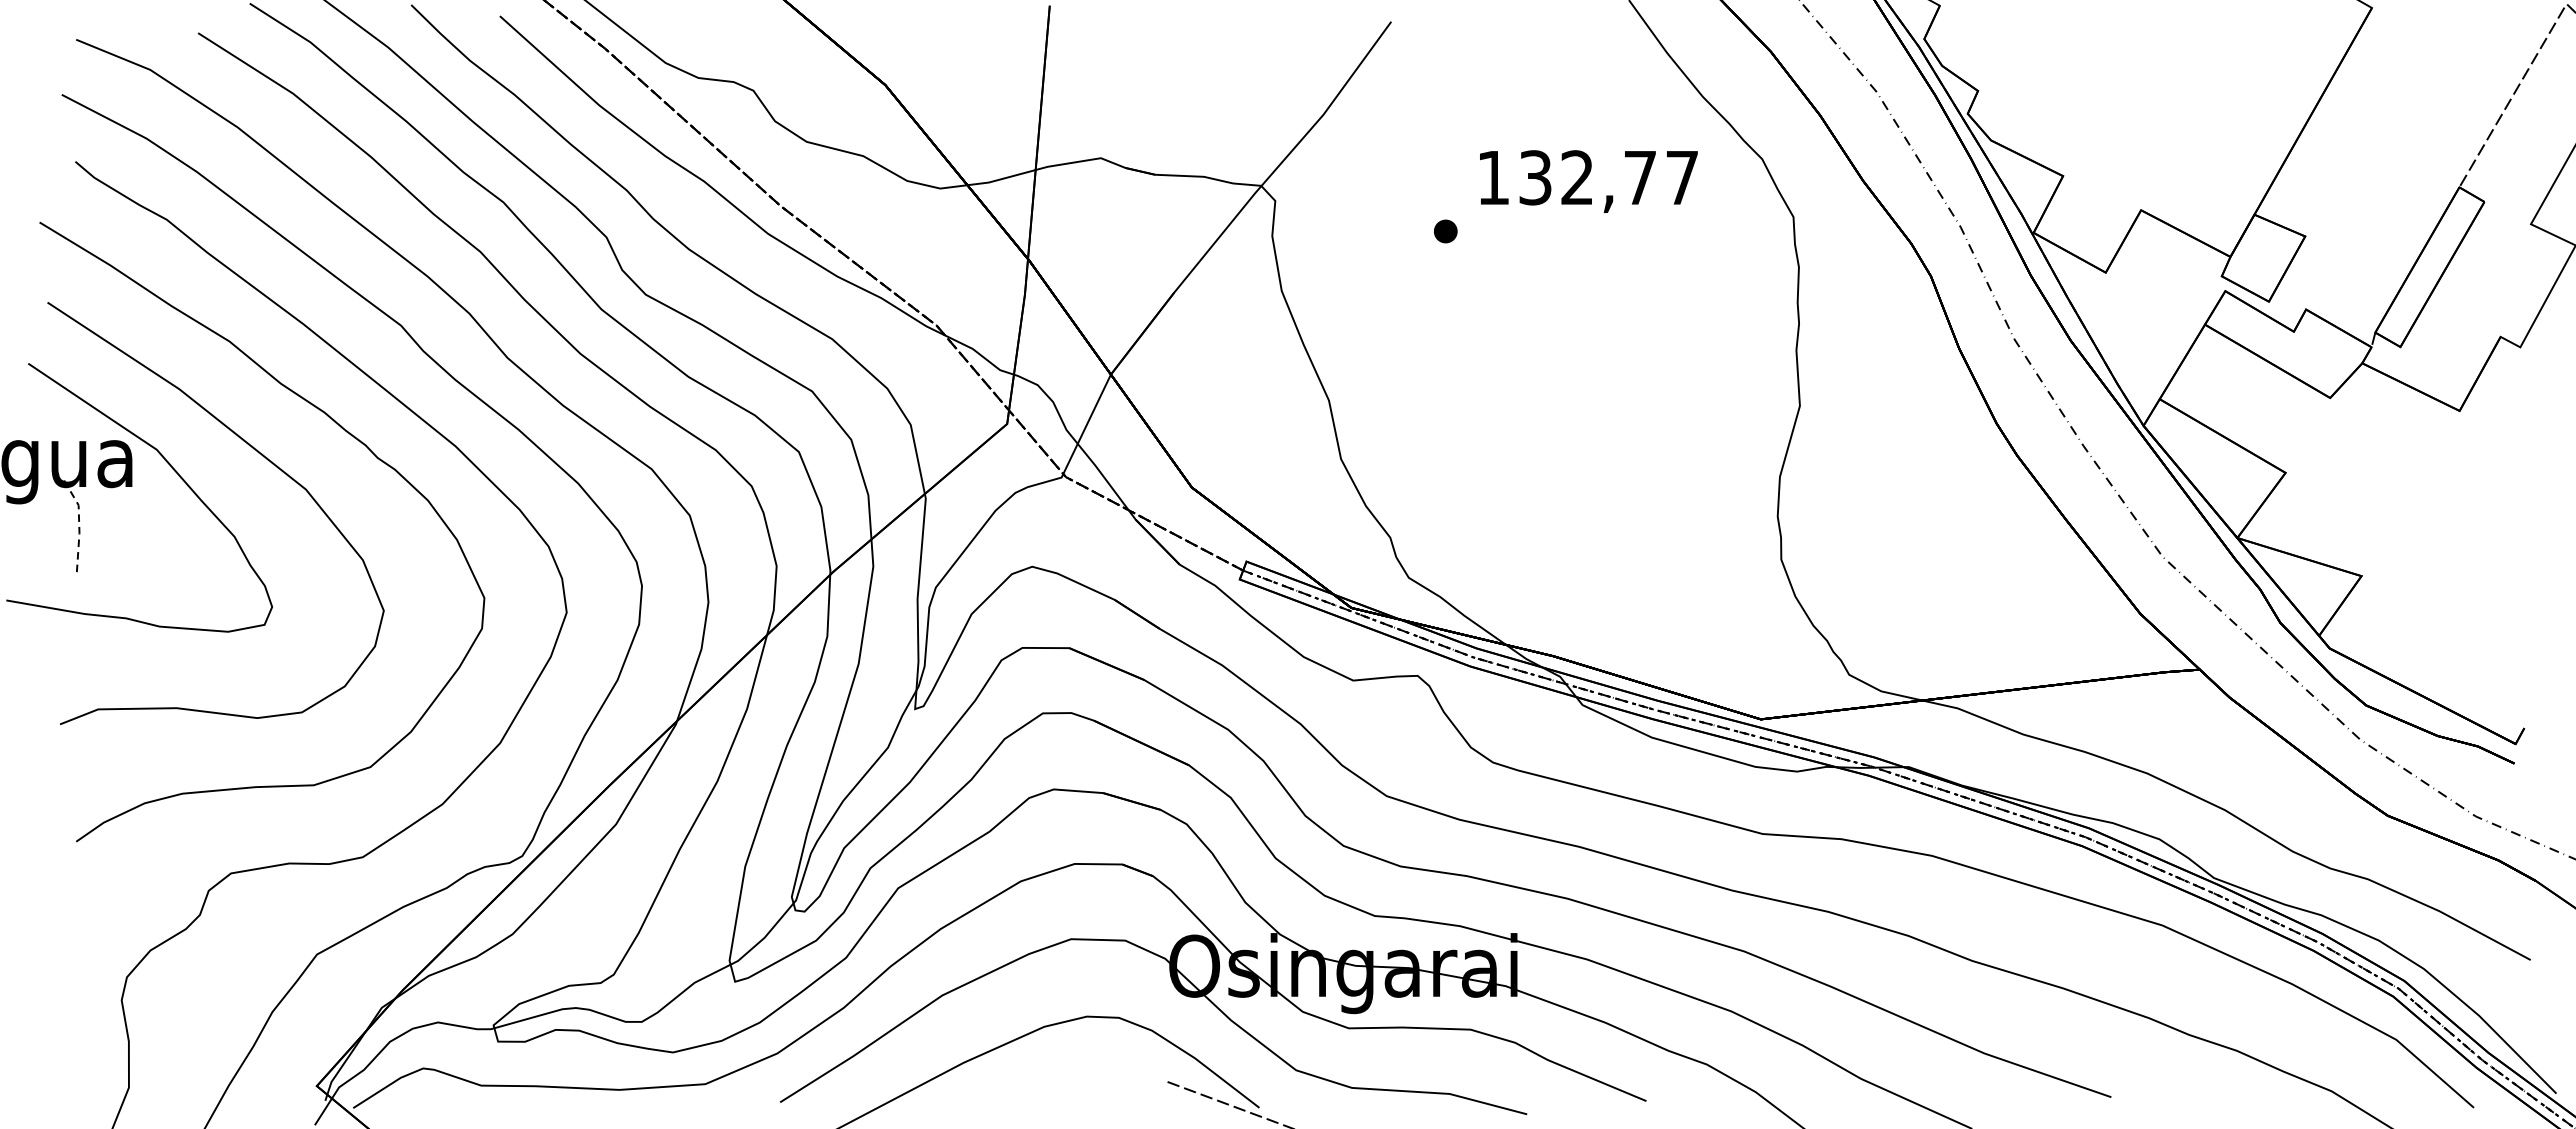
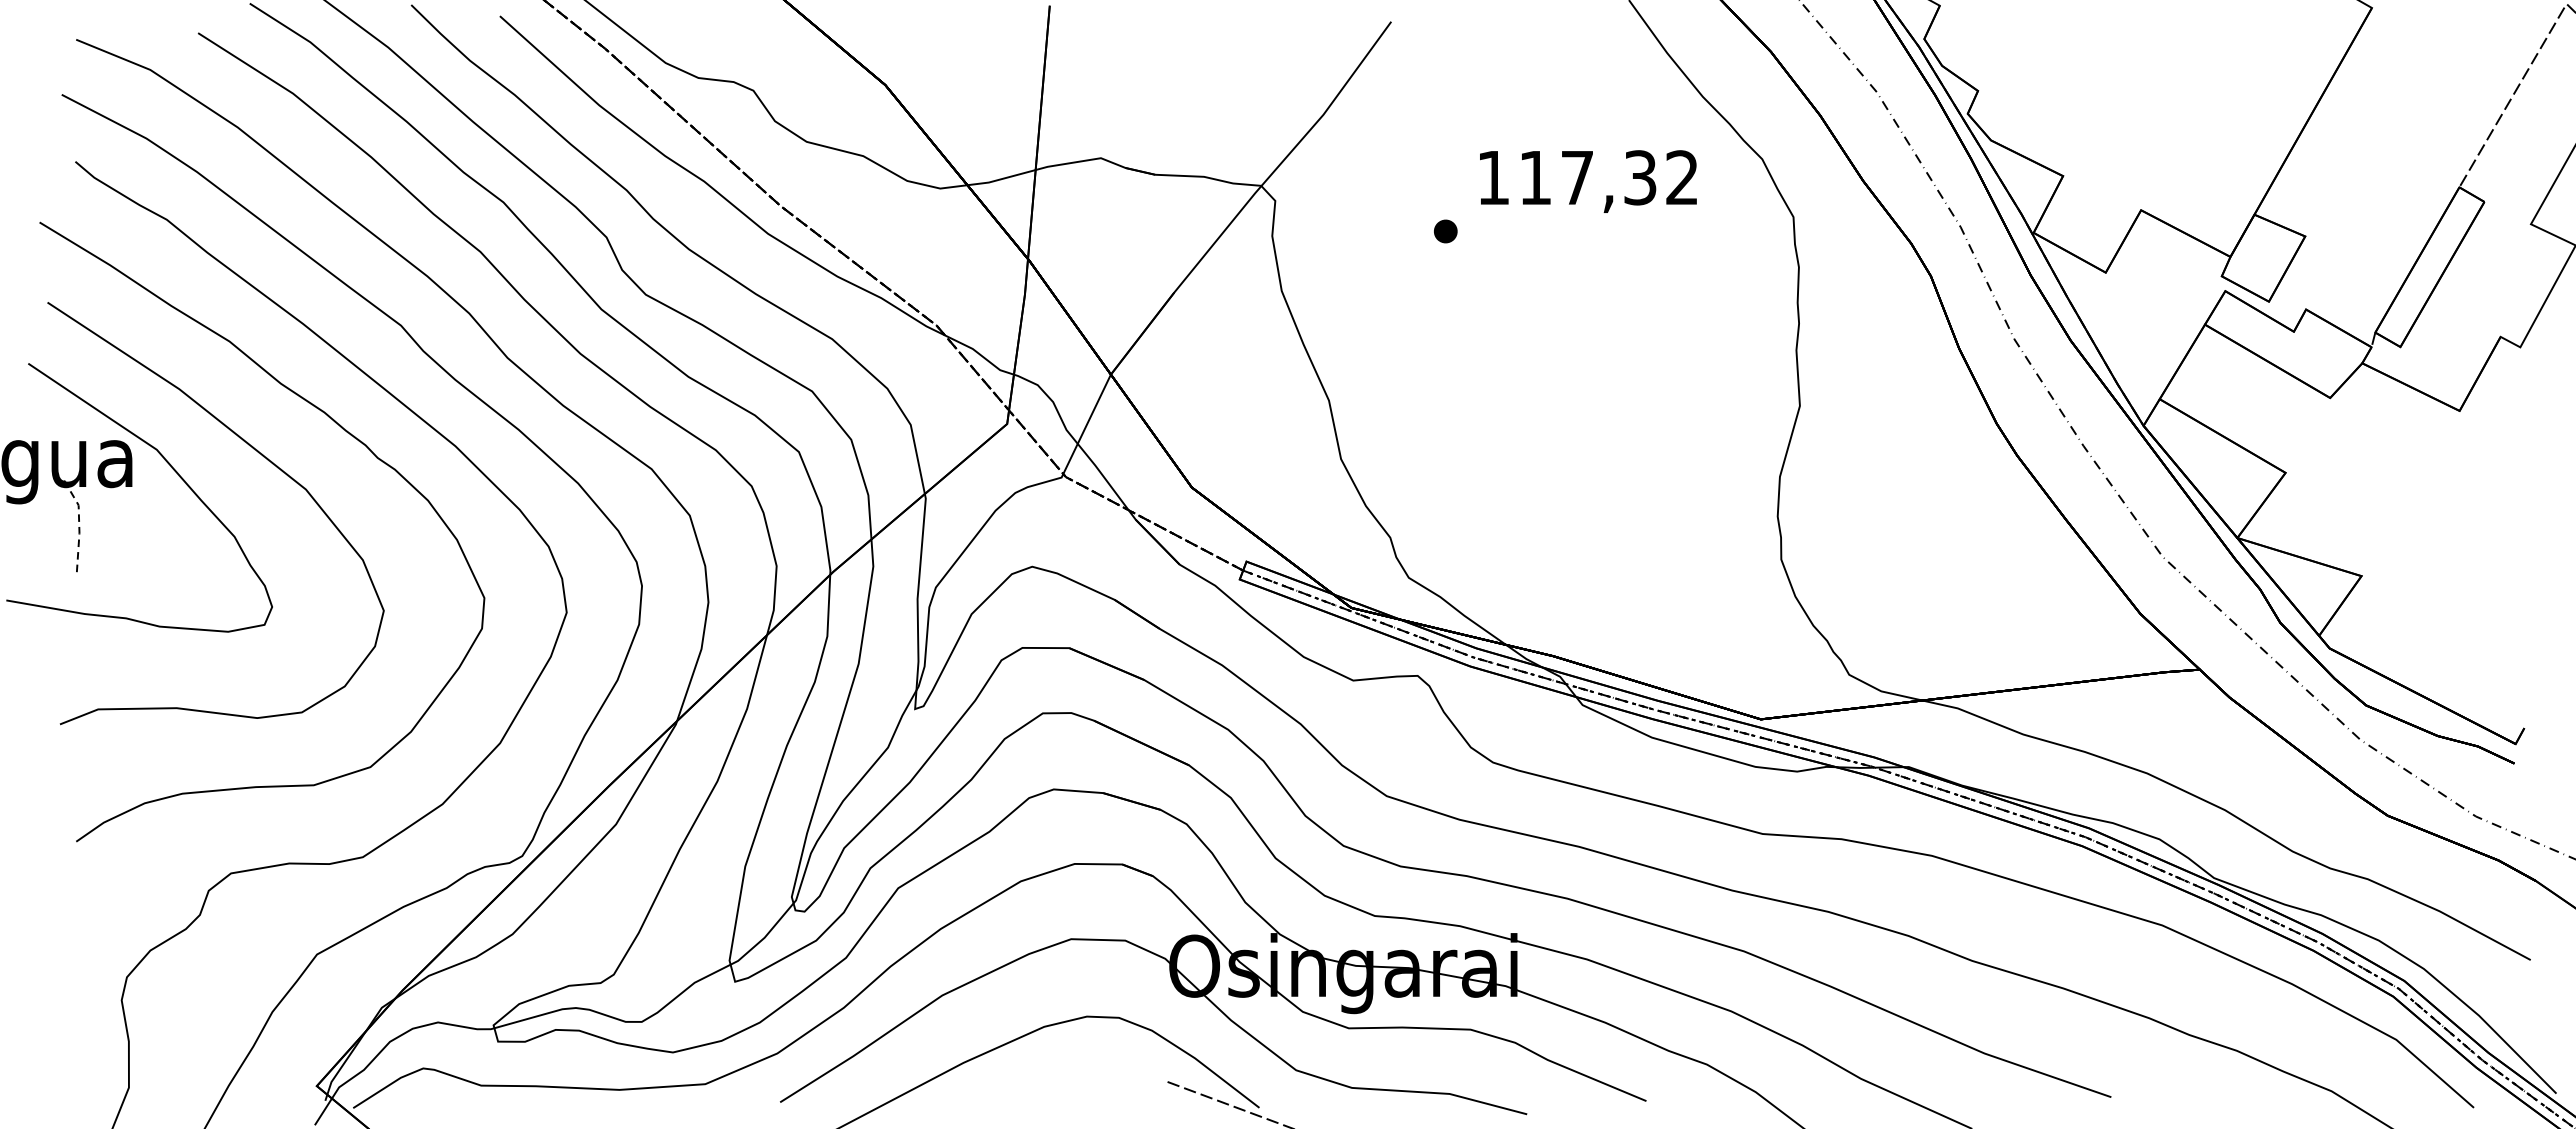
text: 132,77 -> 117,32 (1608, 177)
